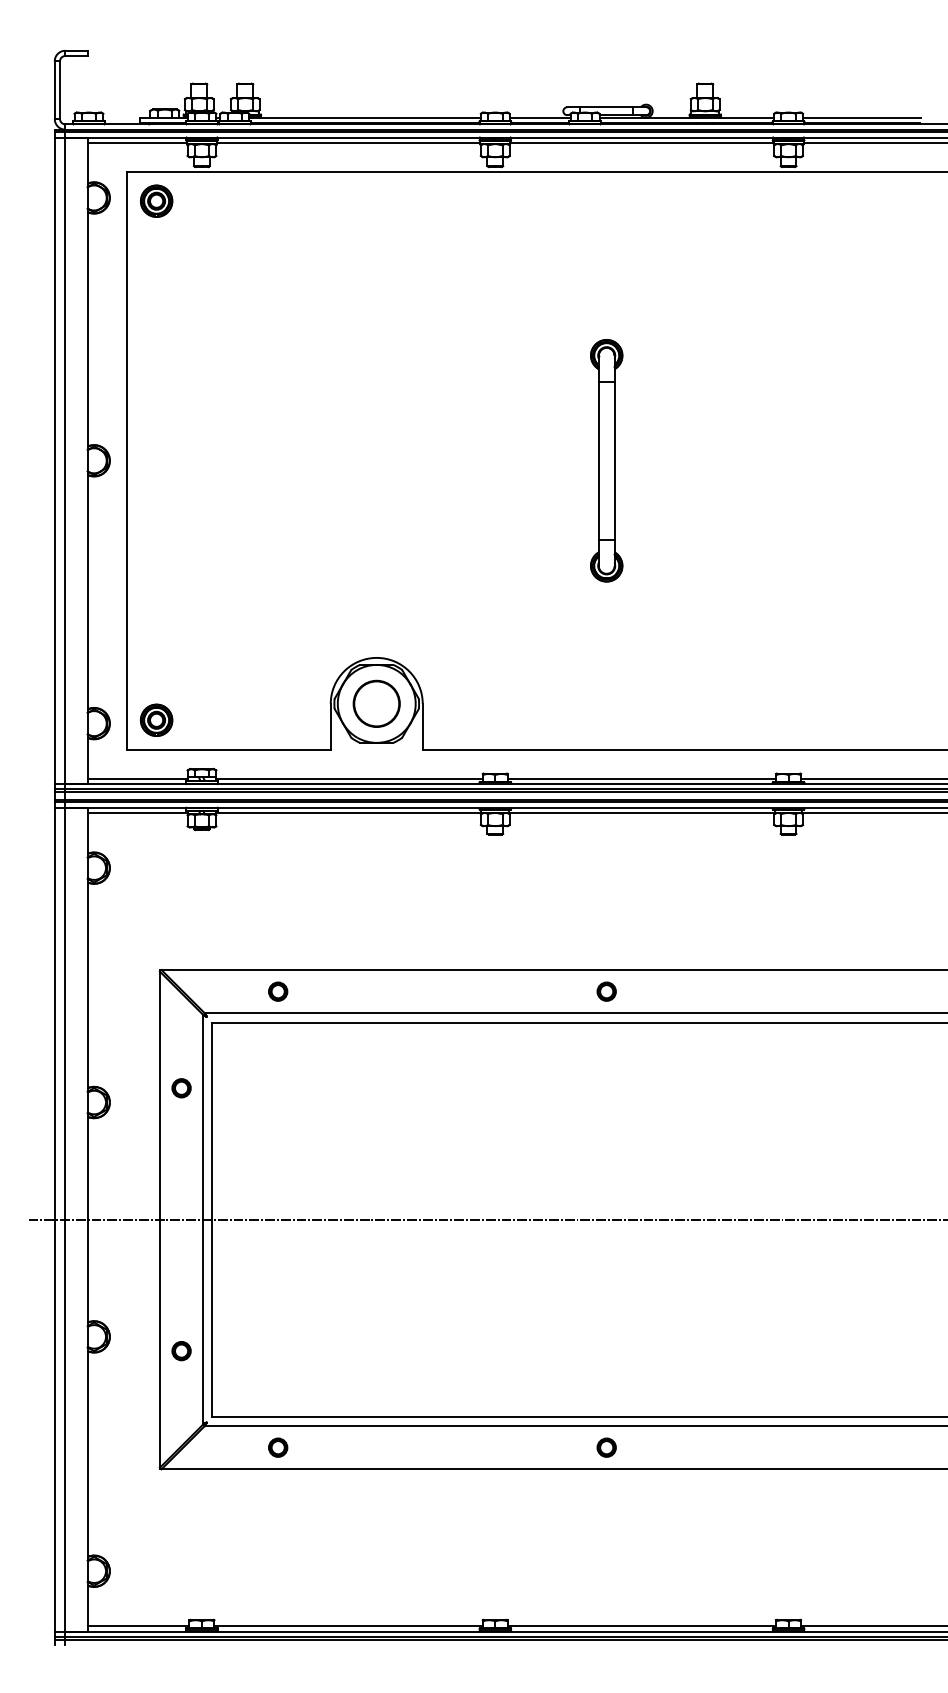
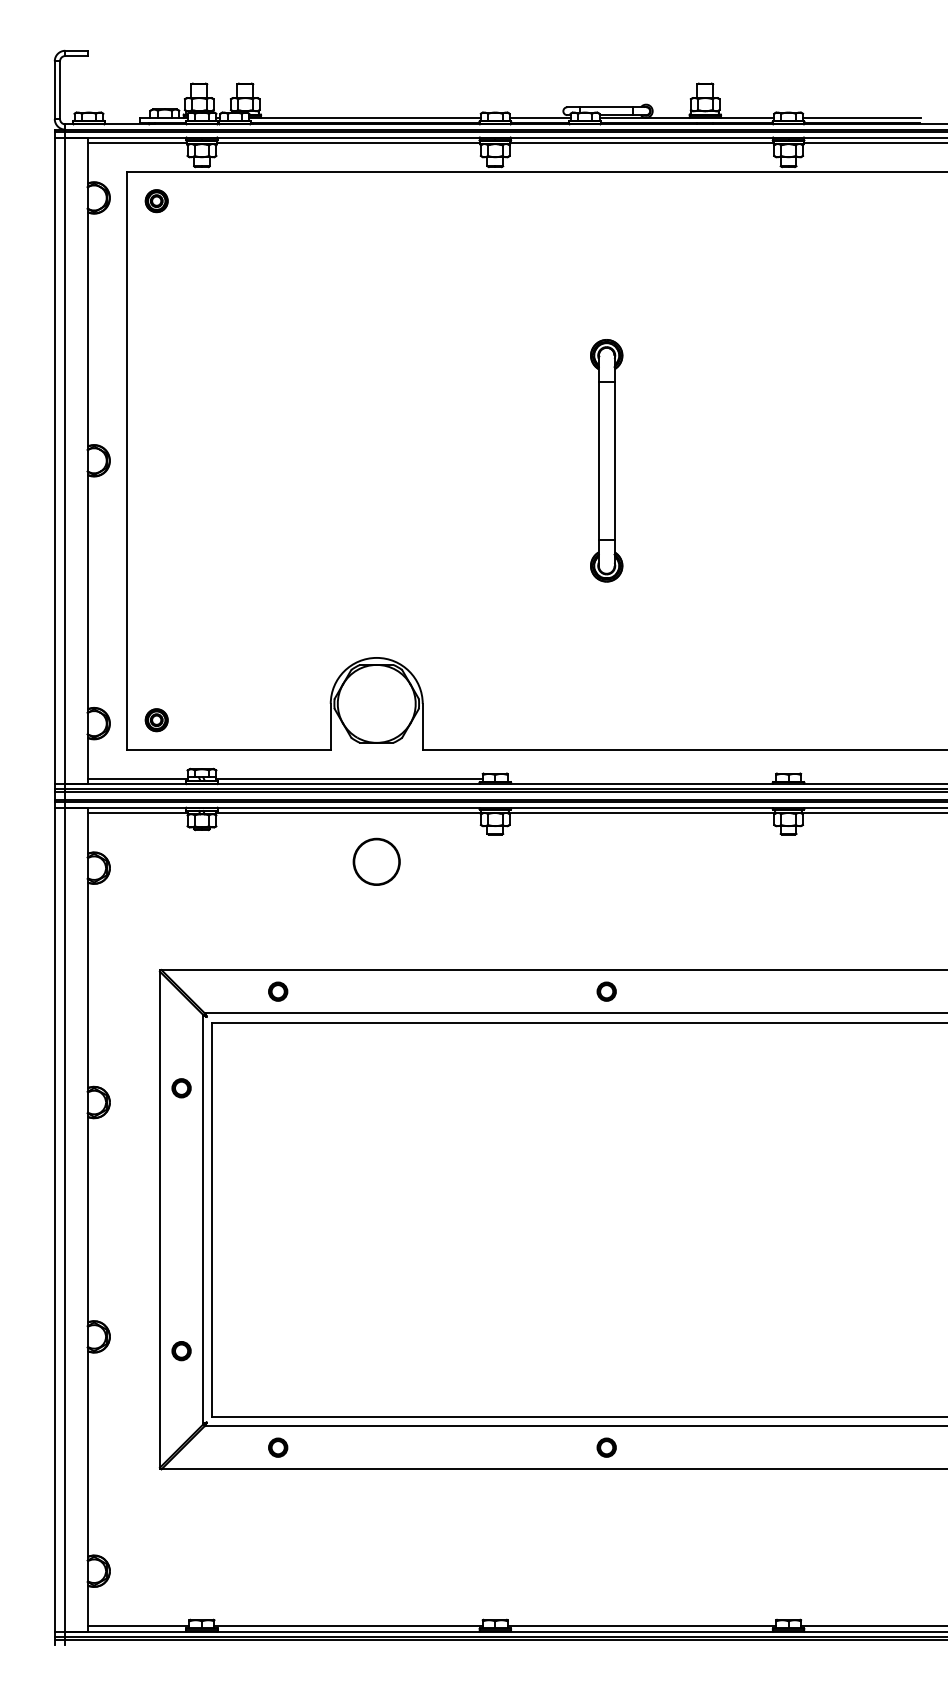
part size: 34x34 px -> 25x25 px (156, 201)
circle position: (376, 703) -> (376, 861) (376, 861)
part size: 34x34 px -> 25x25 px (156, 720)
line: present -> none (641, 778)
line: present -> none (872, 778)
line: present -> none (486, 1219)
